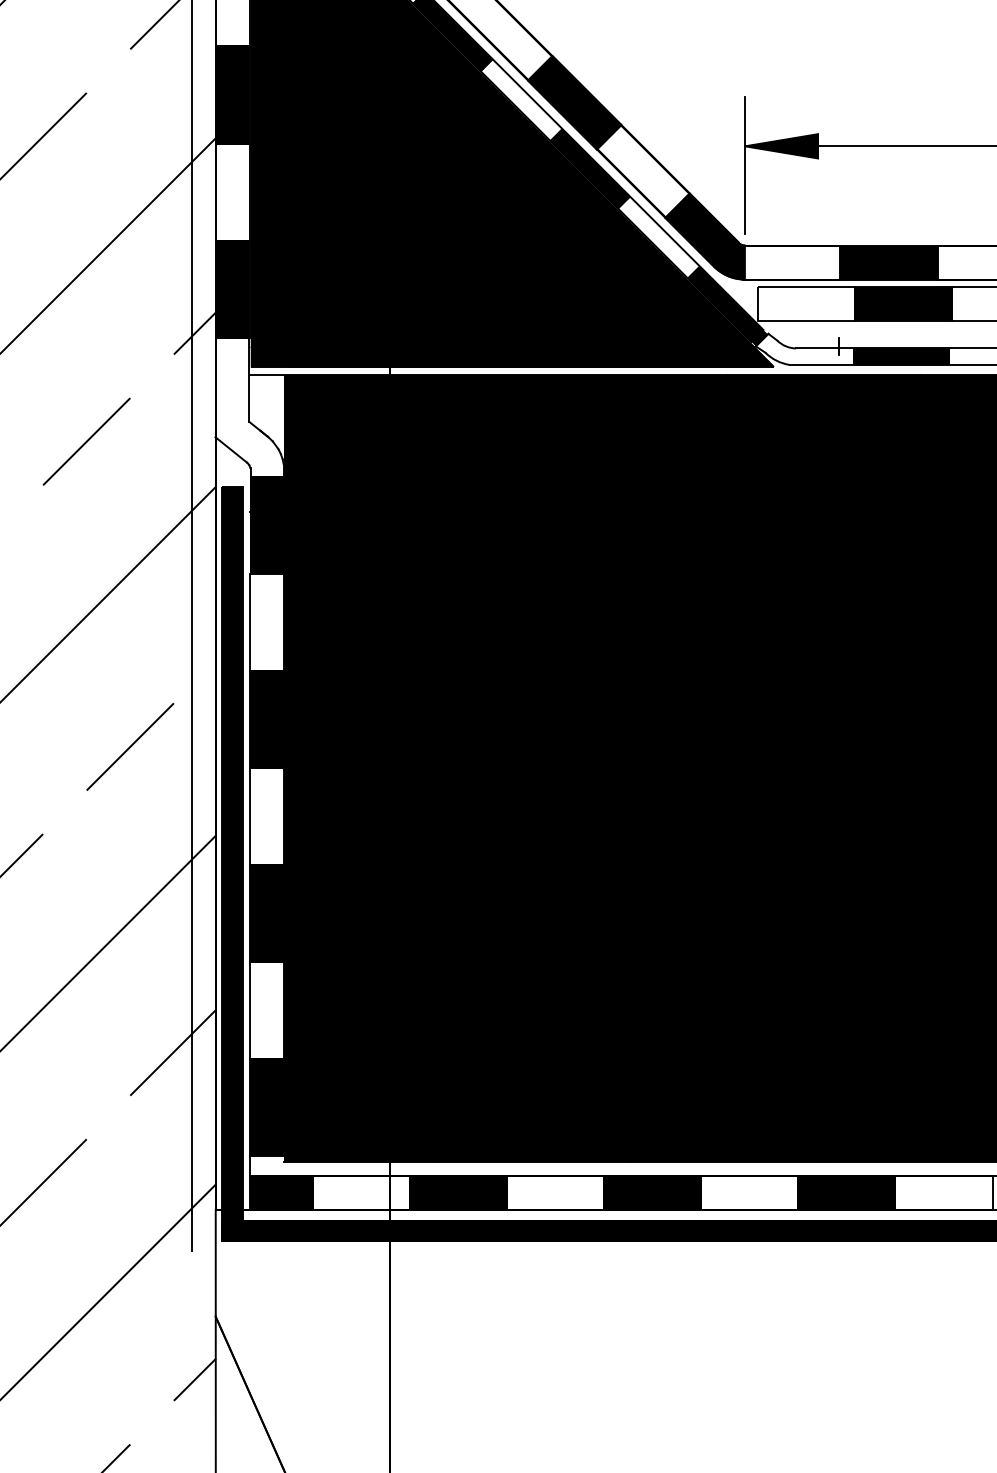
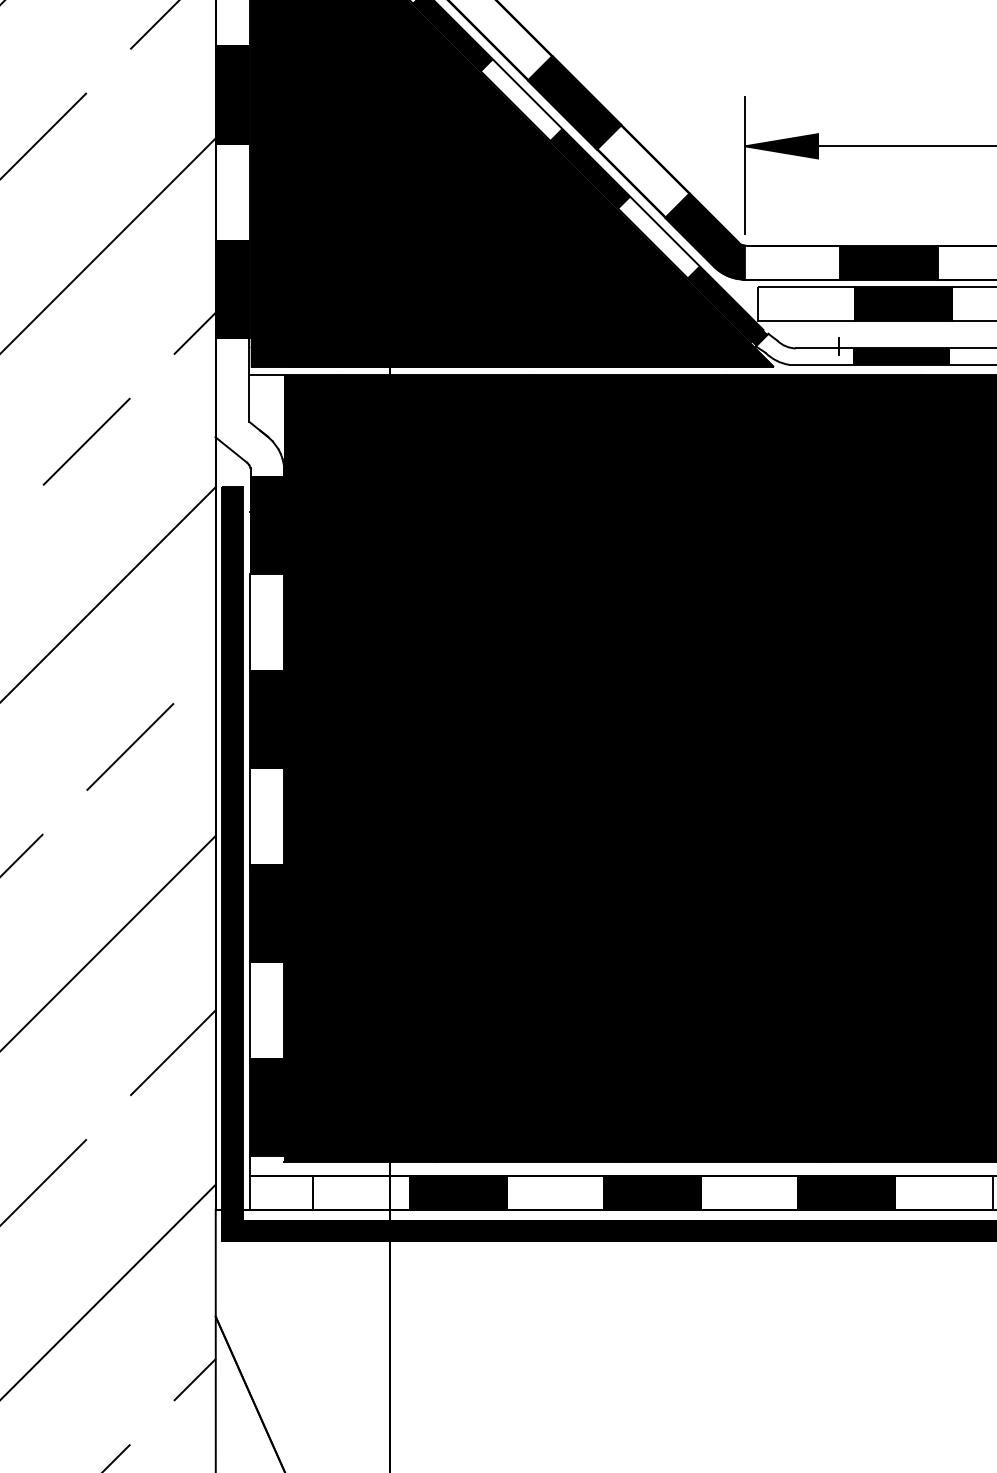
line: present -> none (192, 626)
fill: present -> none (281, 1193)
